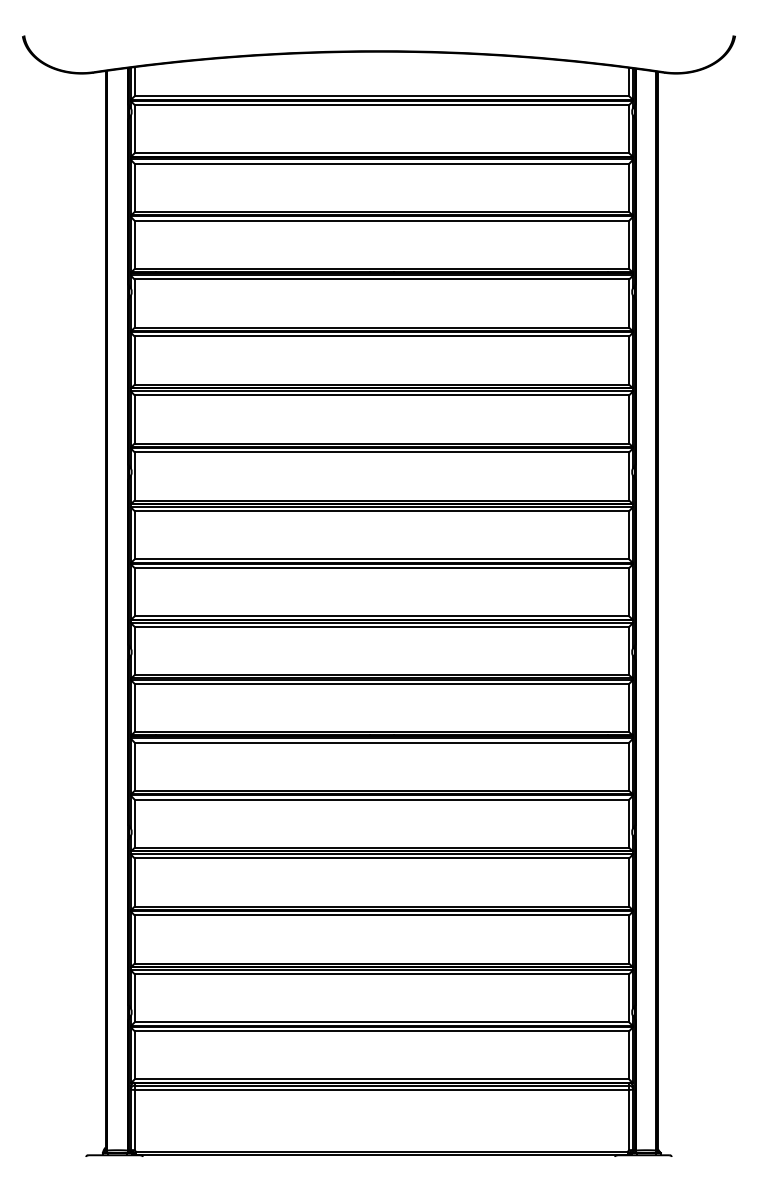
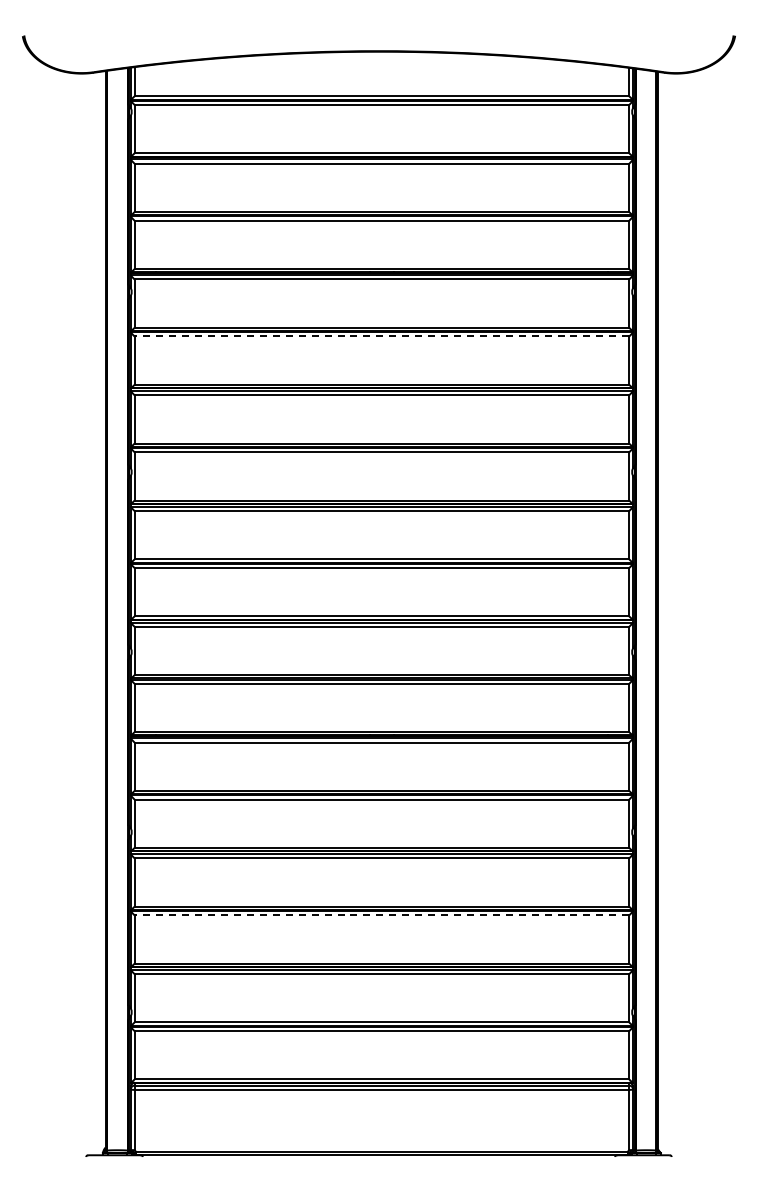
line: solid -> dashed (381, 336)
line: solid -> dashed (381, 915)
